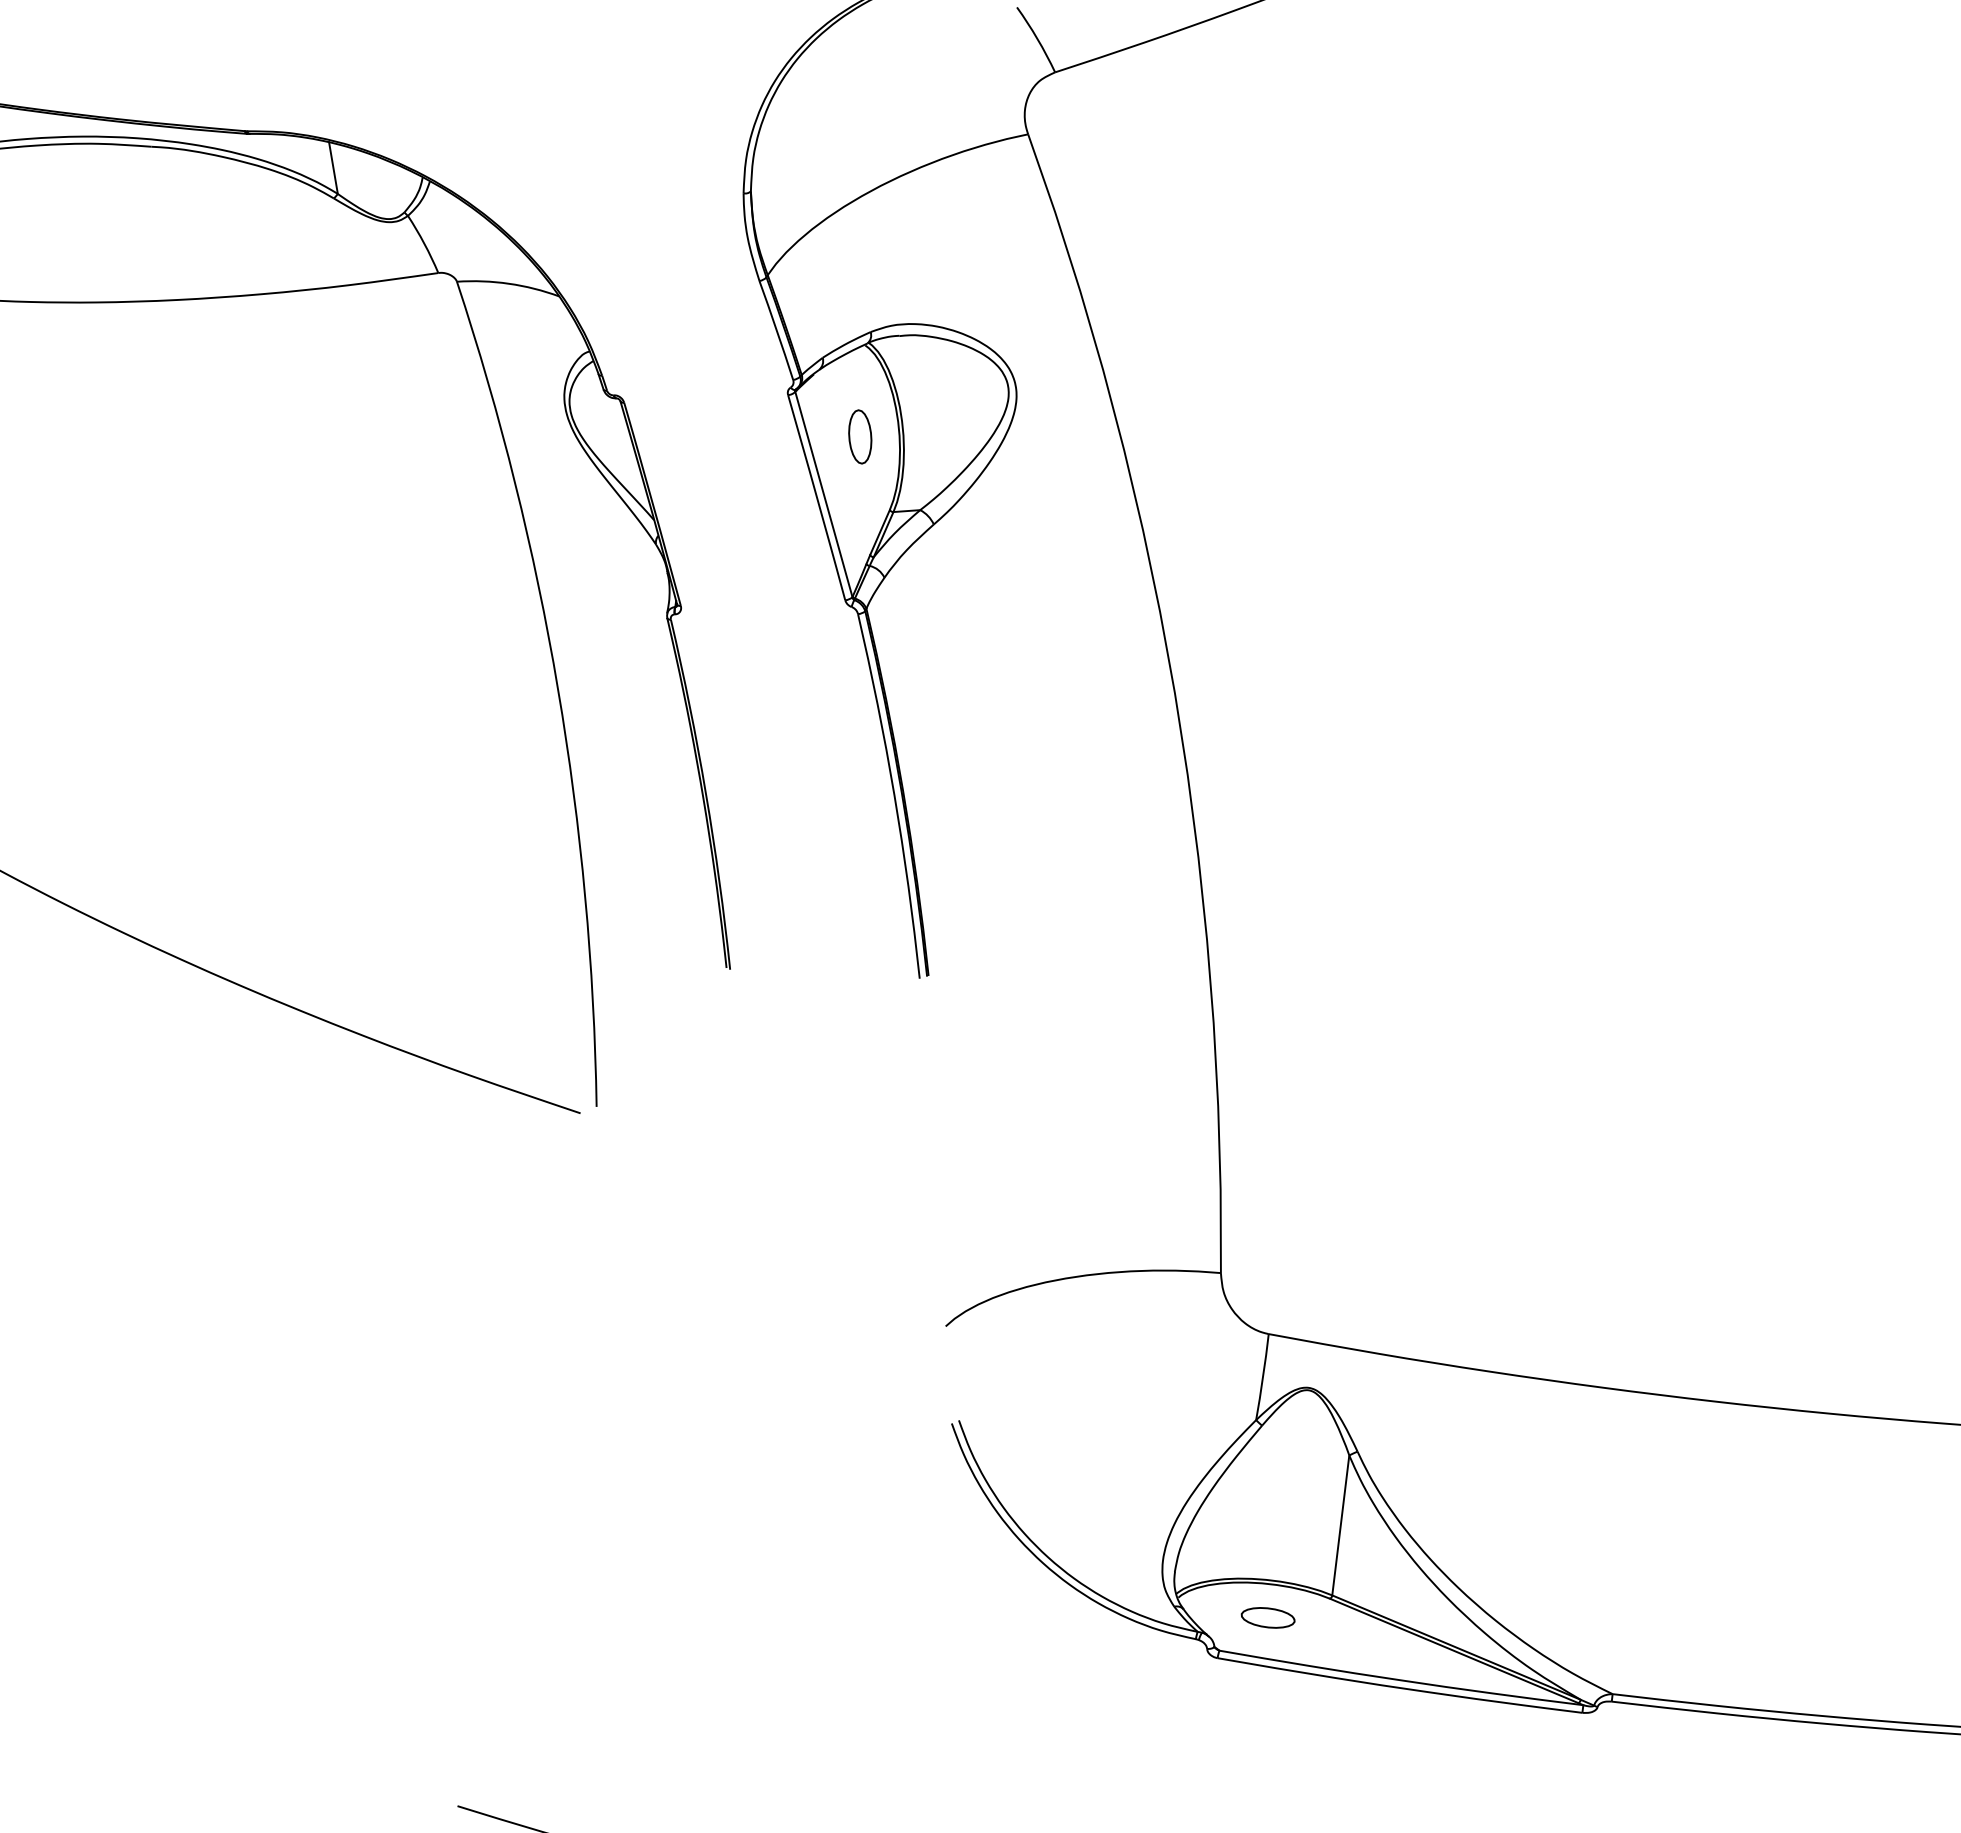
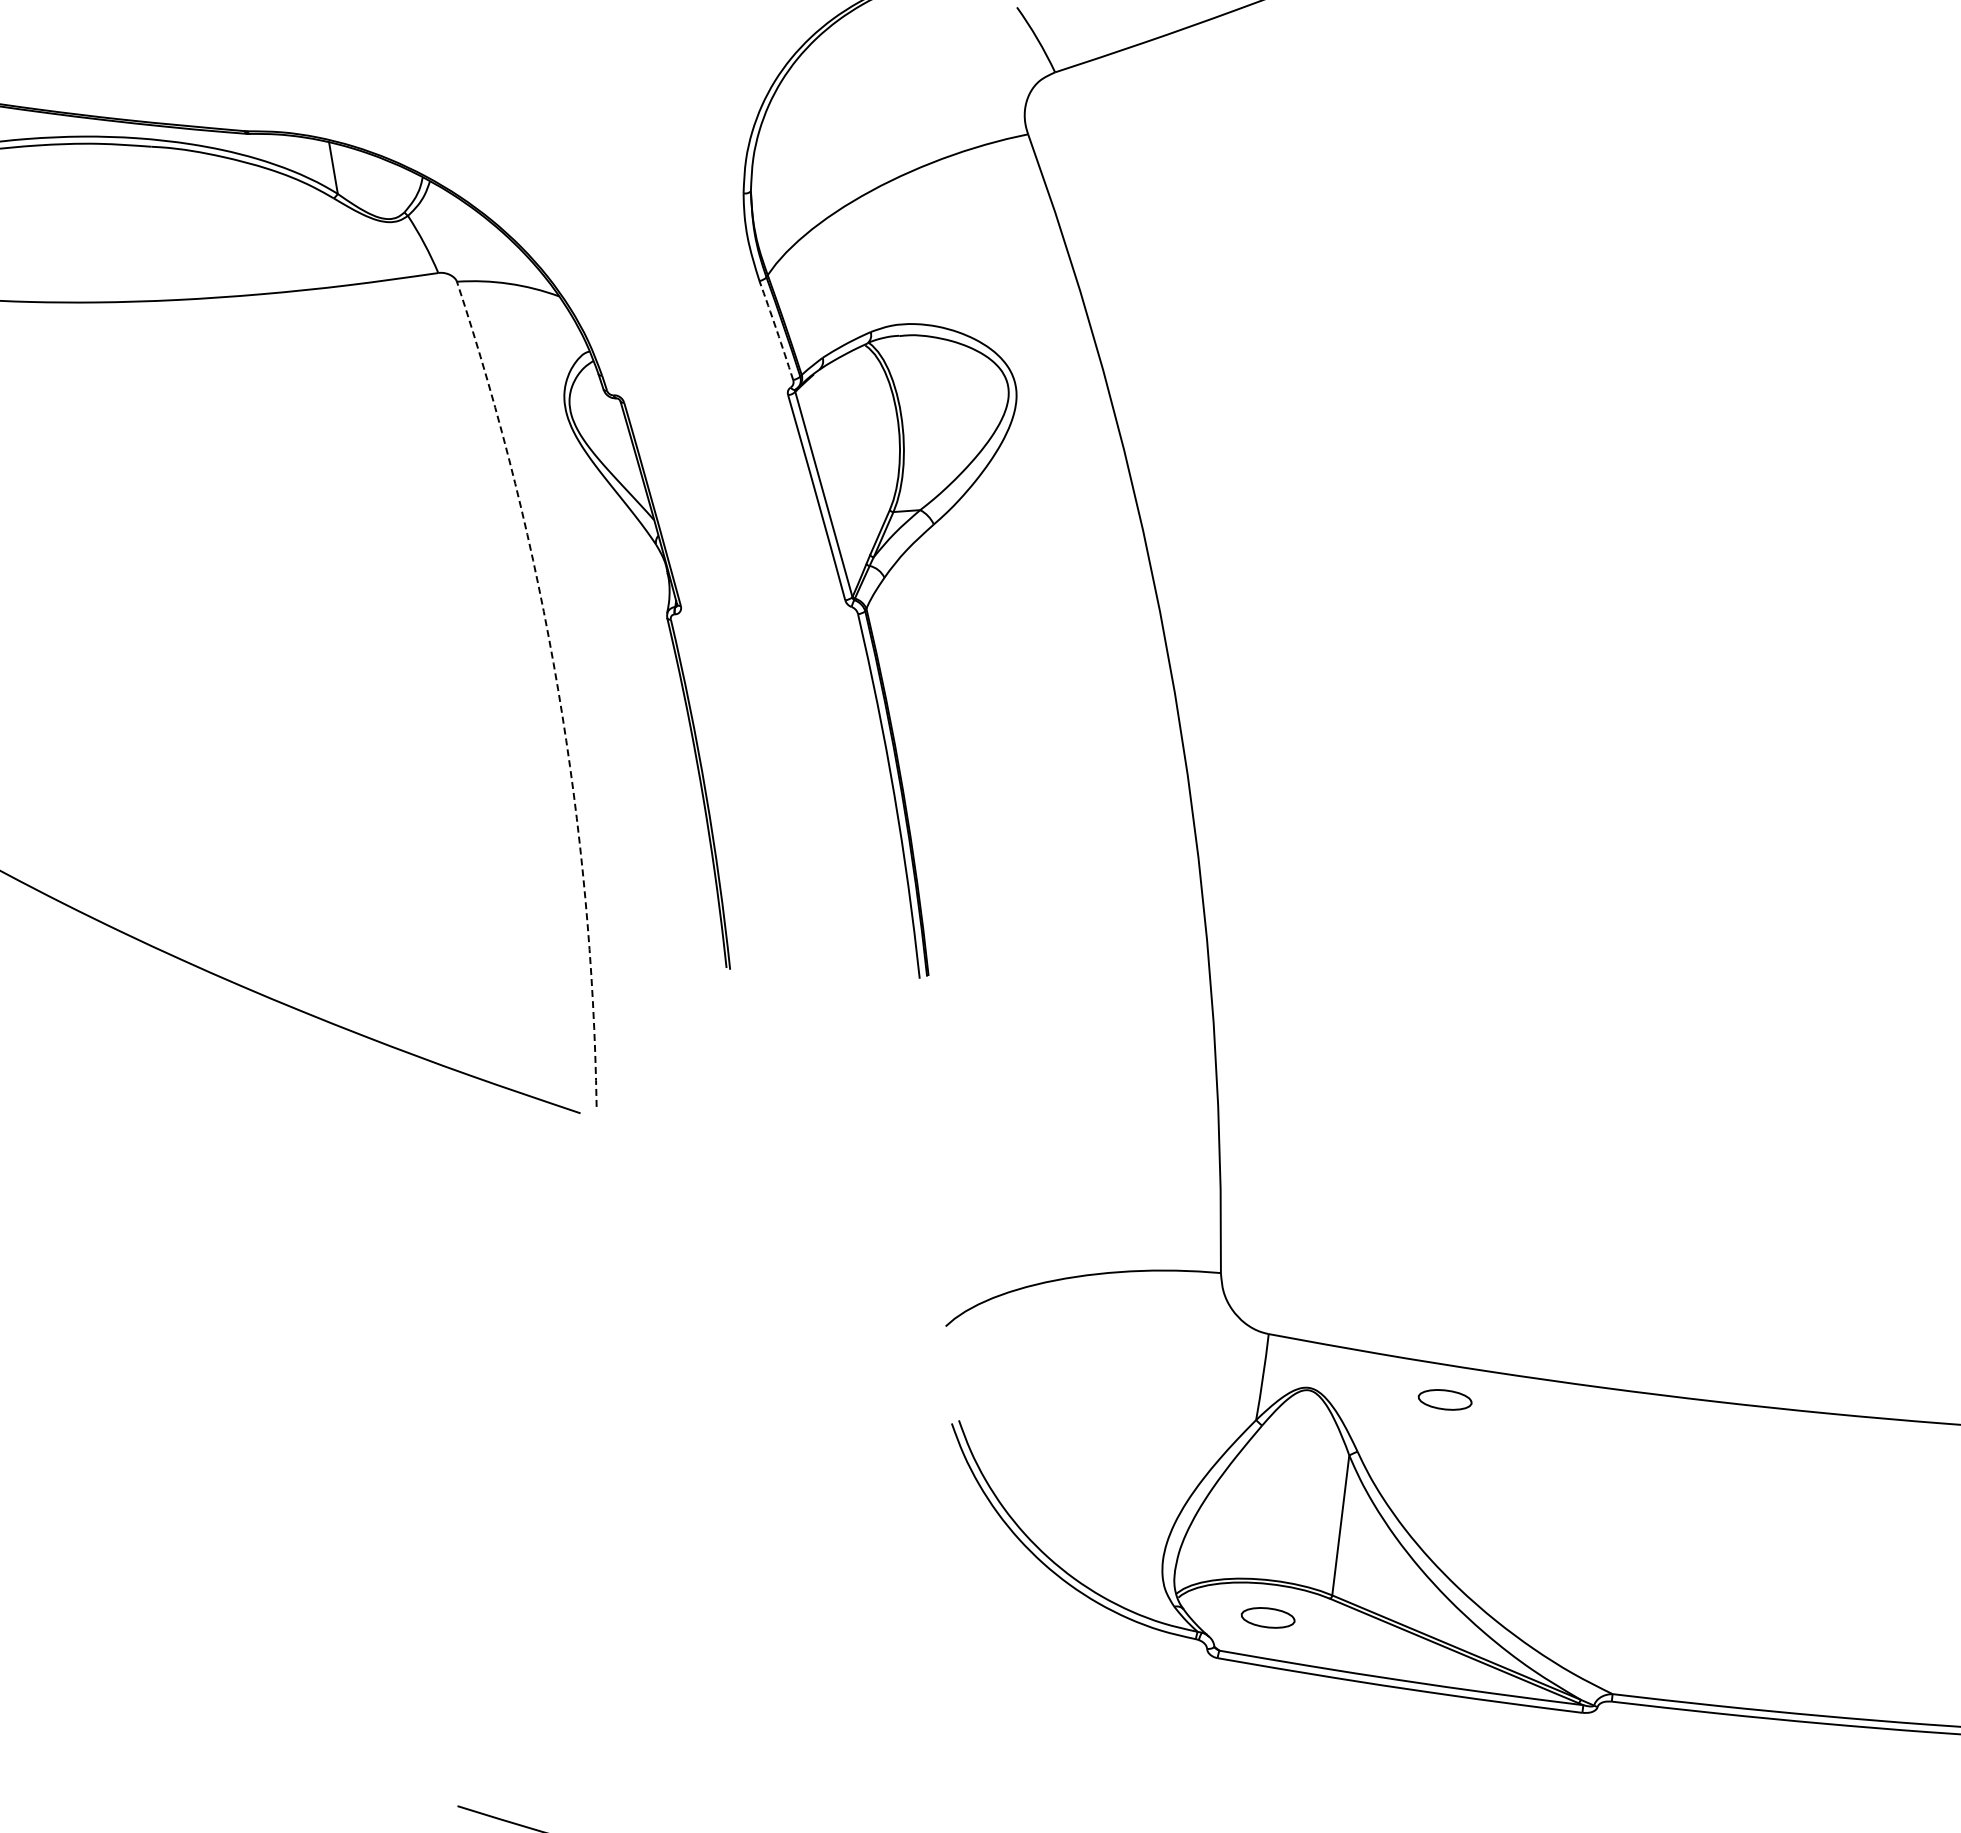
arc: solid -> dashed (776, 330)
part: present -> none (860, 436)
arc: solid -> dashed (558, 689)
part: none -> present (1444, 1399)
